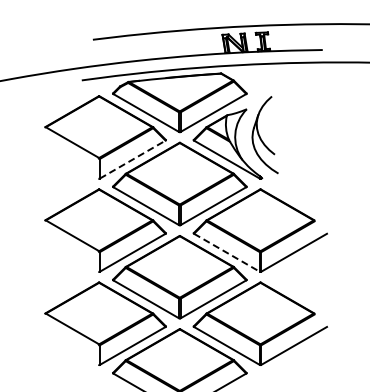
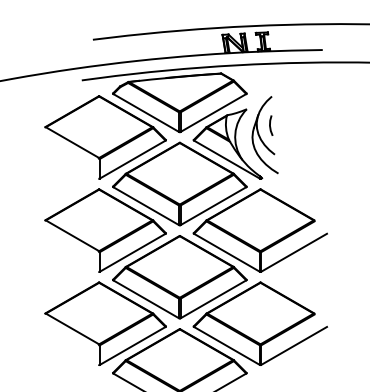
line: none -> present (270, 125)
line: dashed -> solid (132, 159)
line: dashed -> solid (226, 252)
